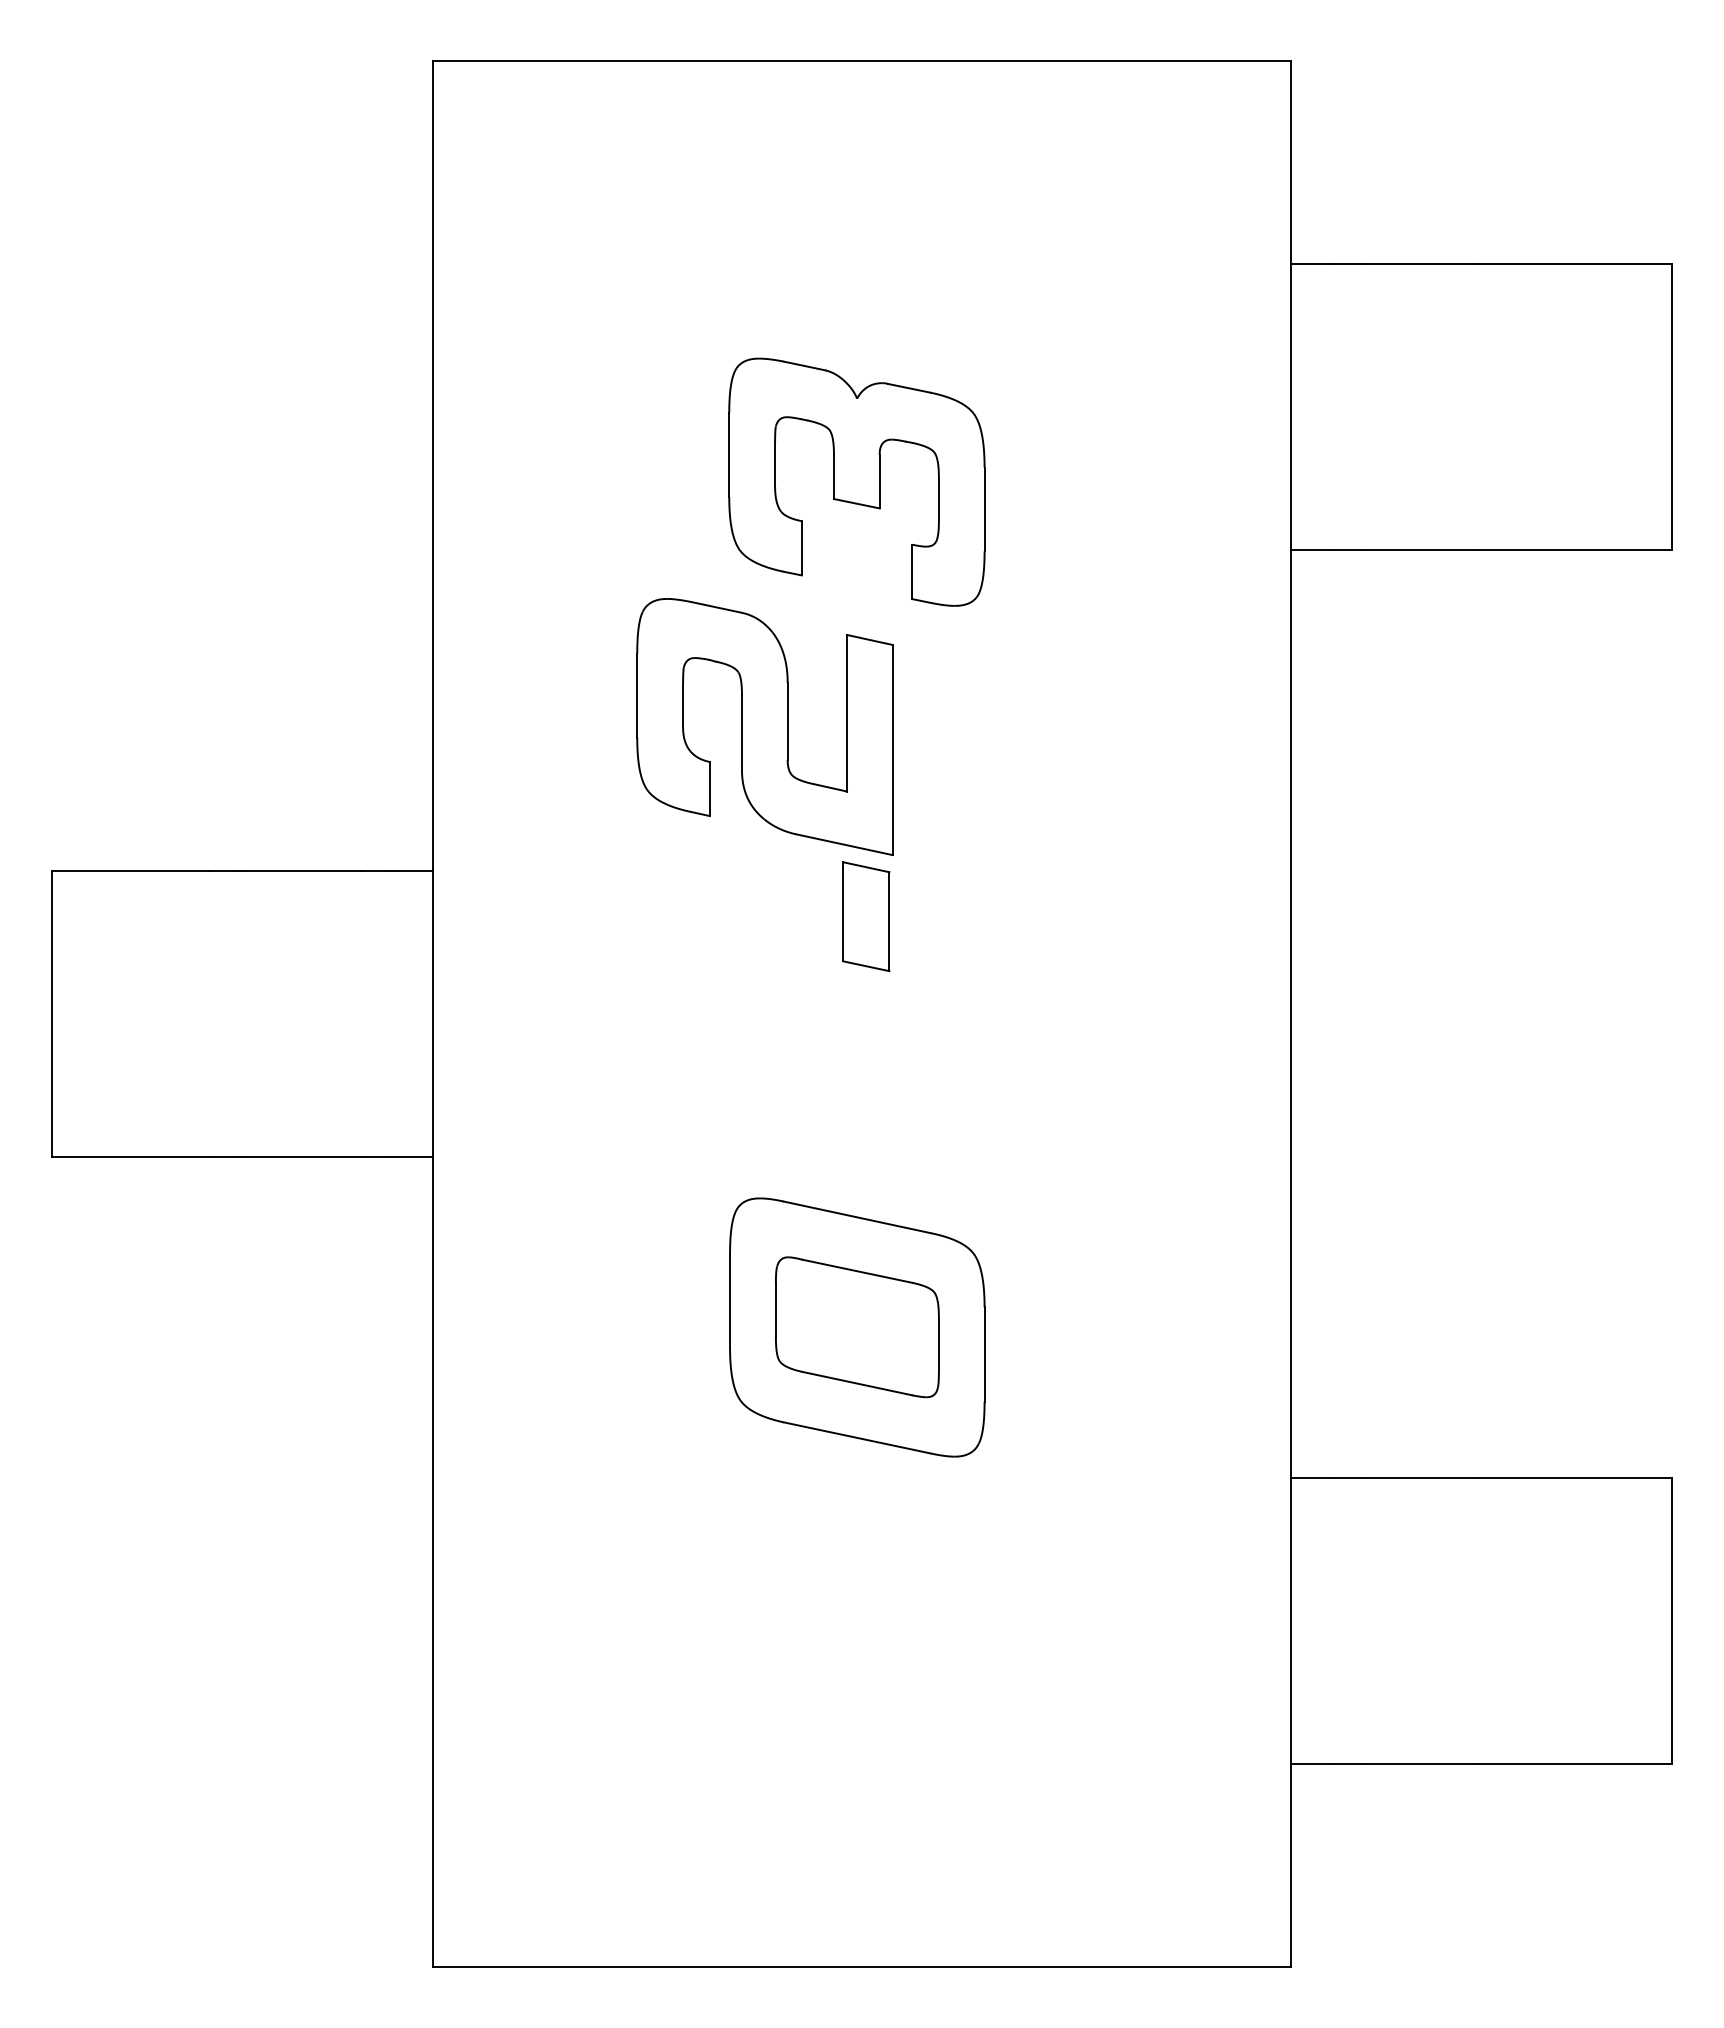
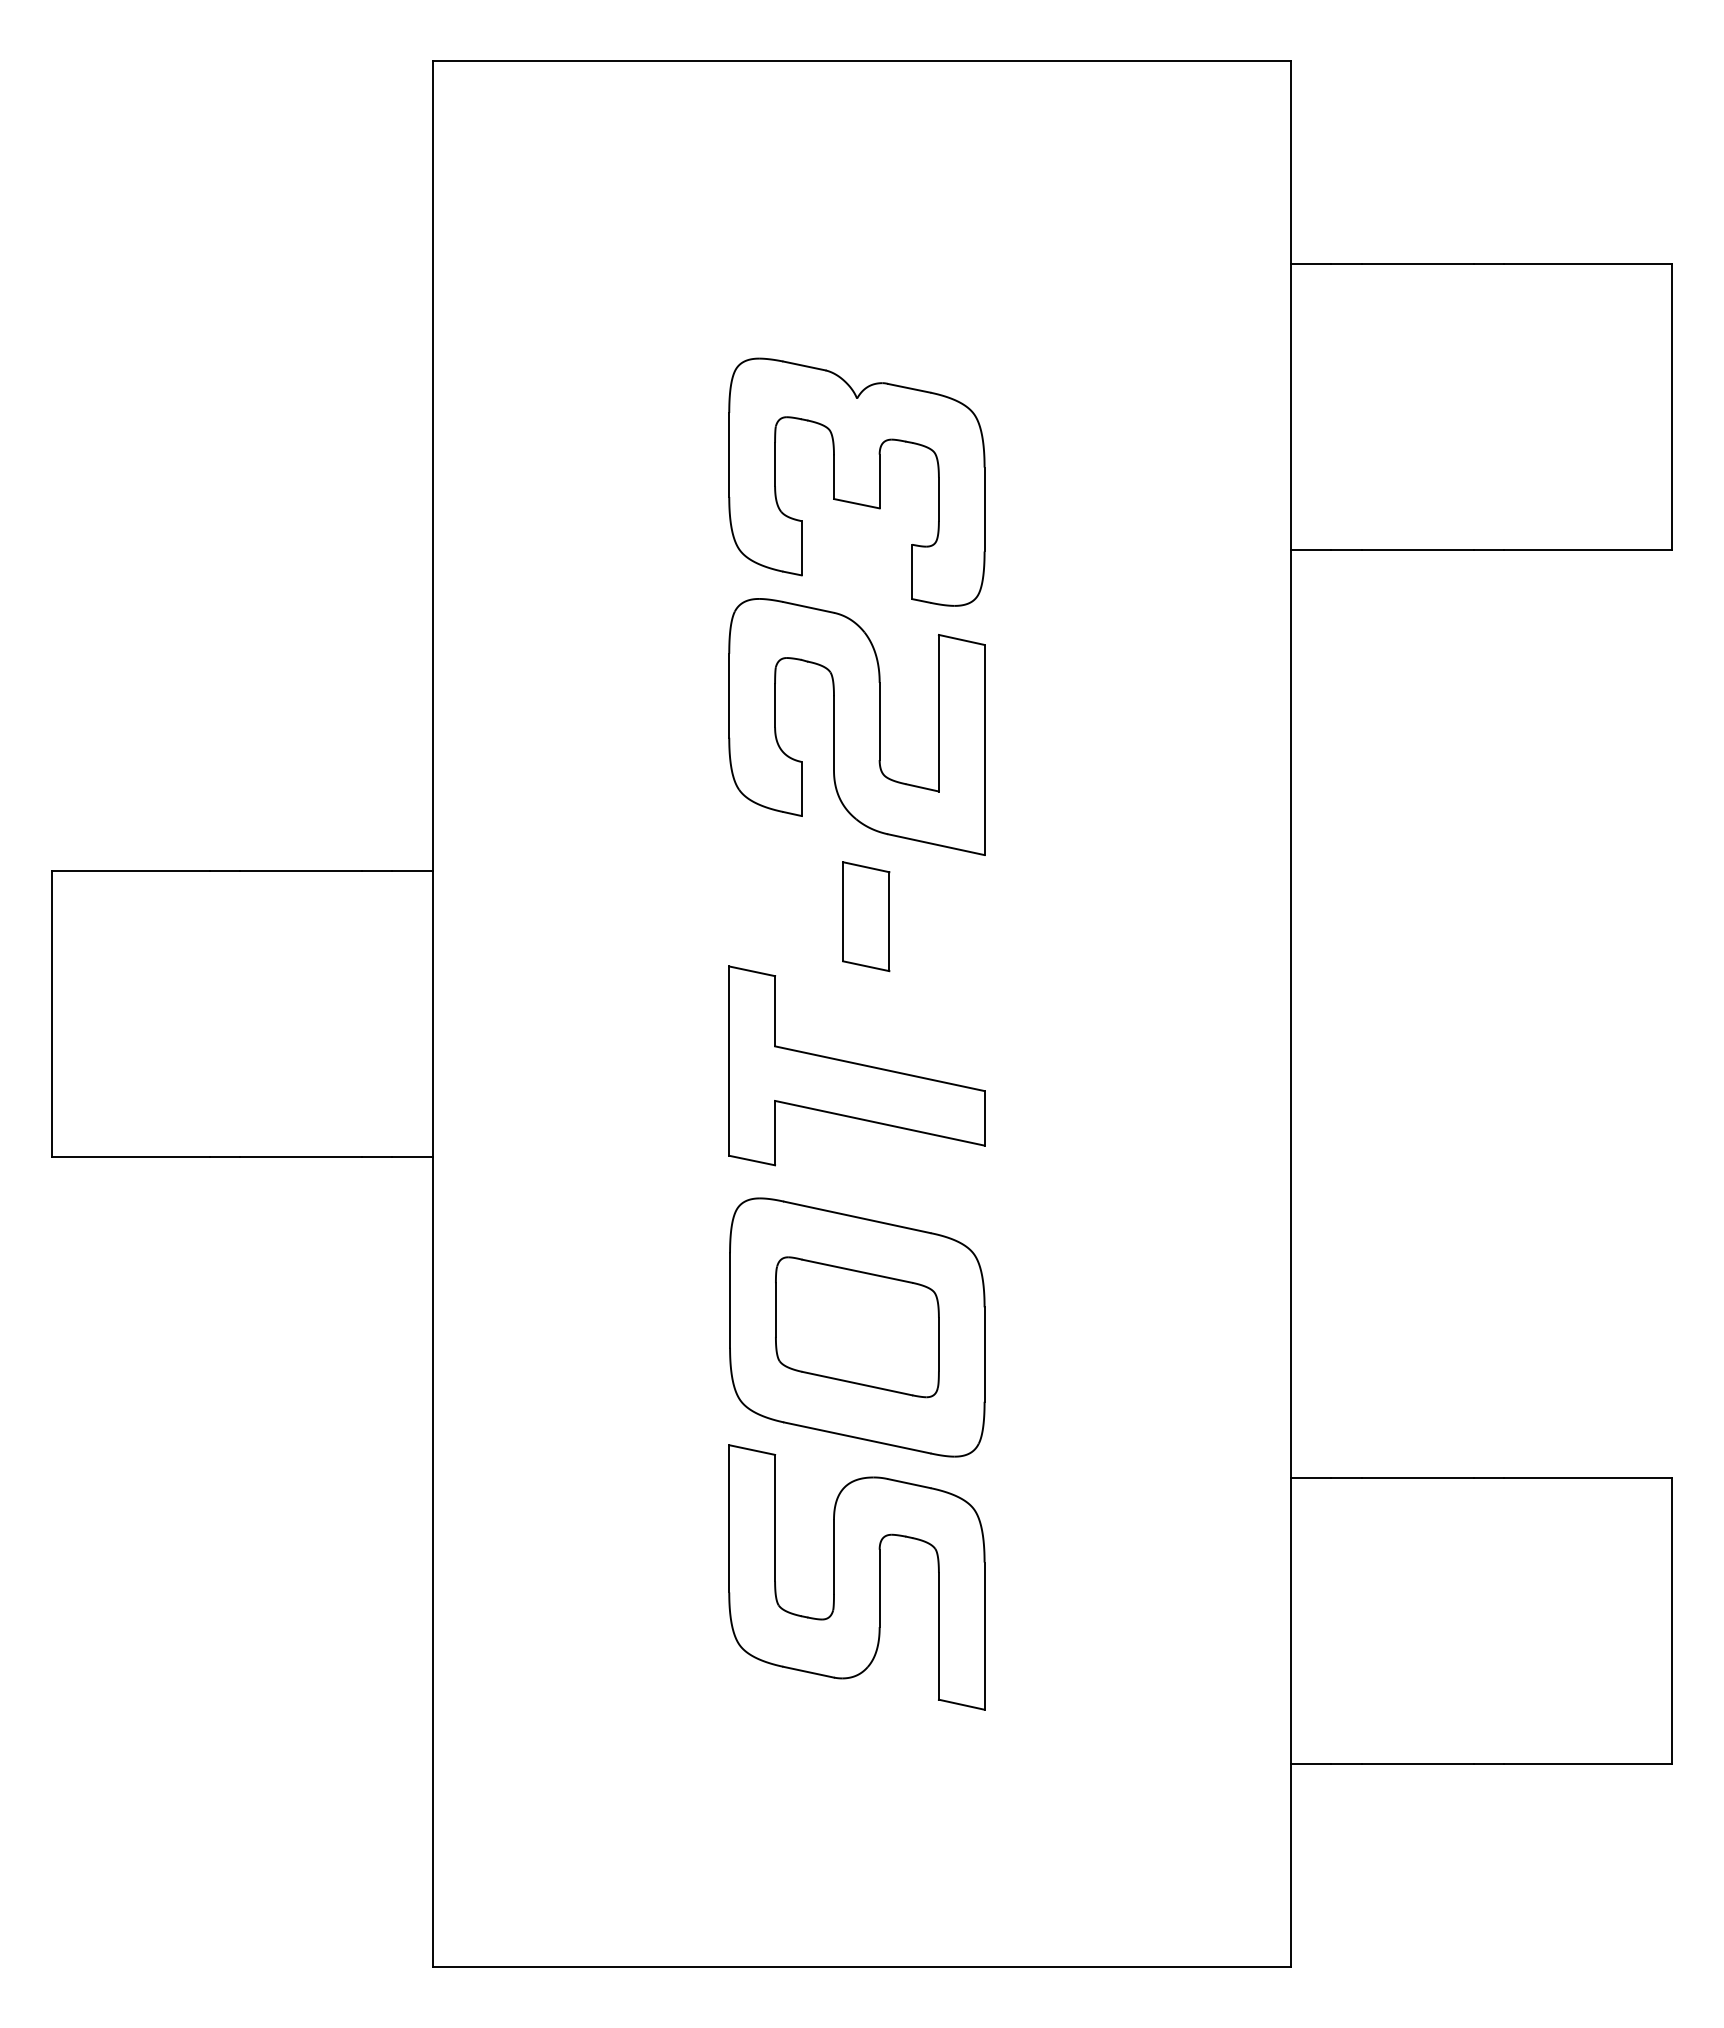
part position: (764, 726) -> (856, 726) (856, 726)
part: none -> present (856, 1065)
part: none -> present (856, 1577)
